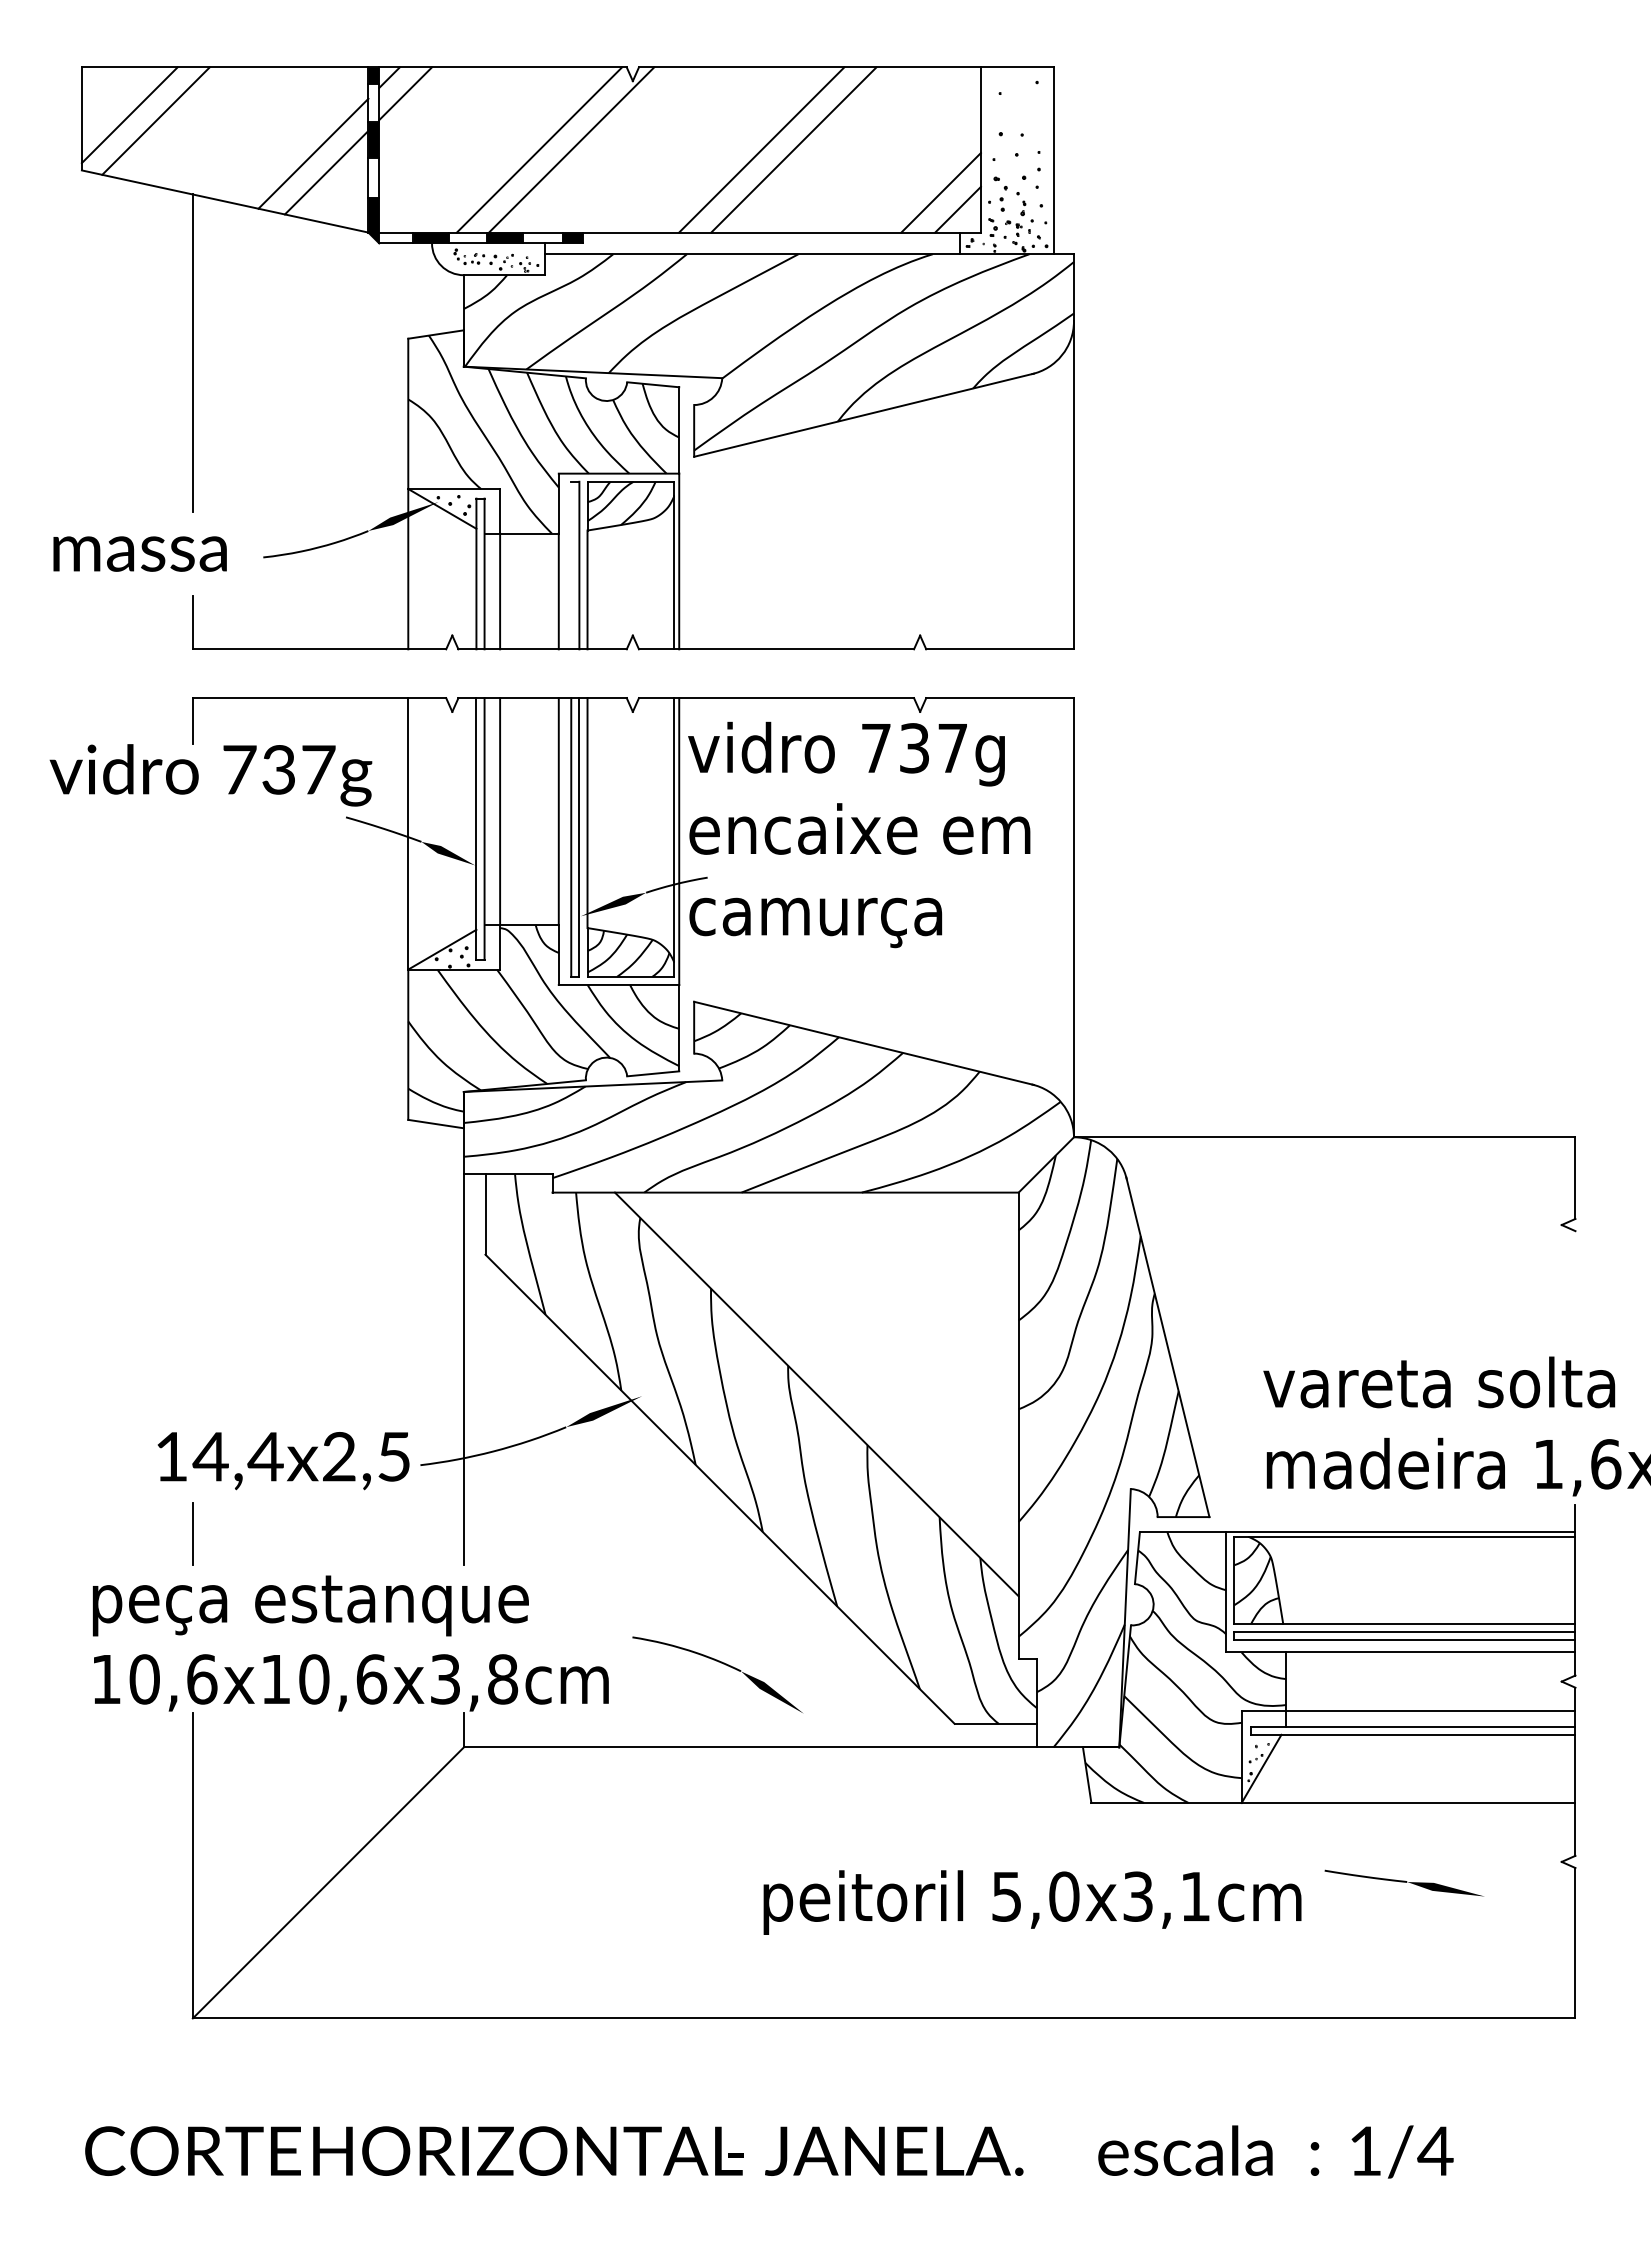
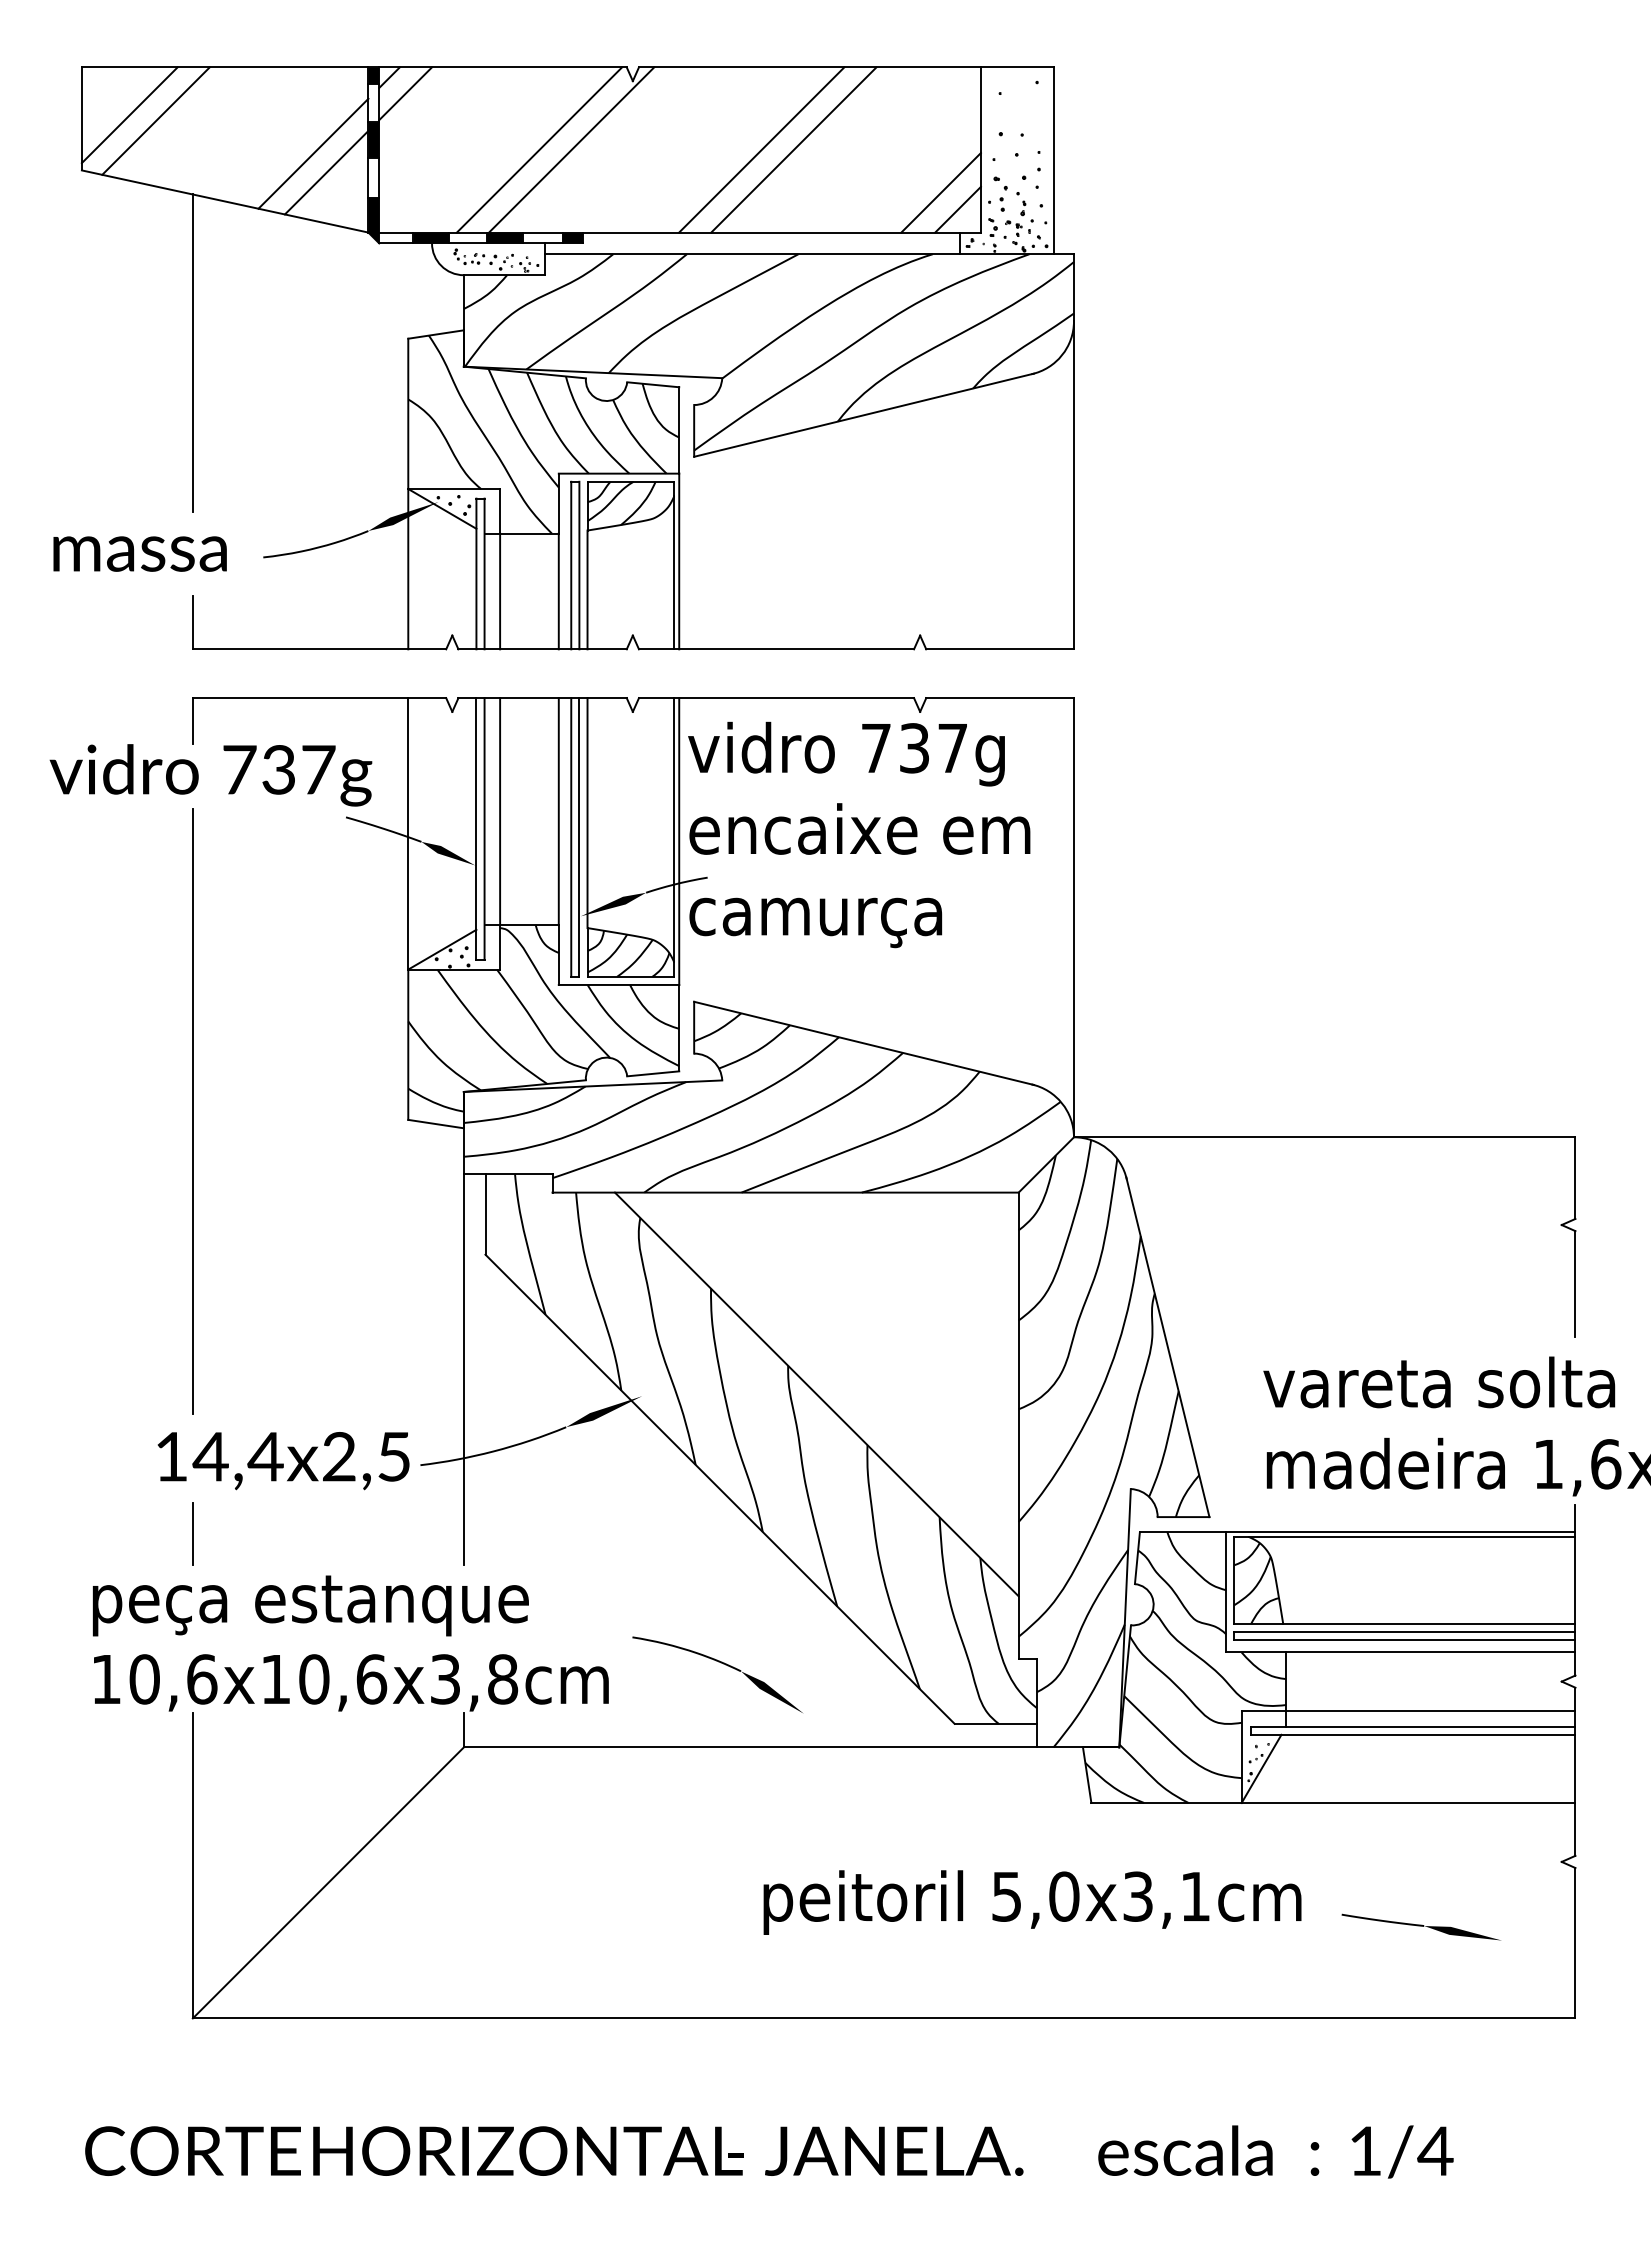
line: none -> present (571, 565)
line: none -> present (192, 1111)
line: none -> present (1575, 1284)
part position: (1403, 1882) -> (1420, 1926) (1420, 1926)
